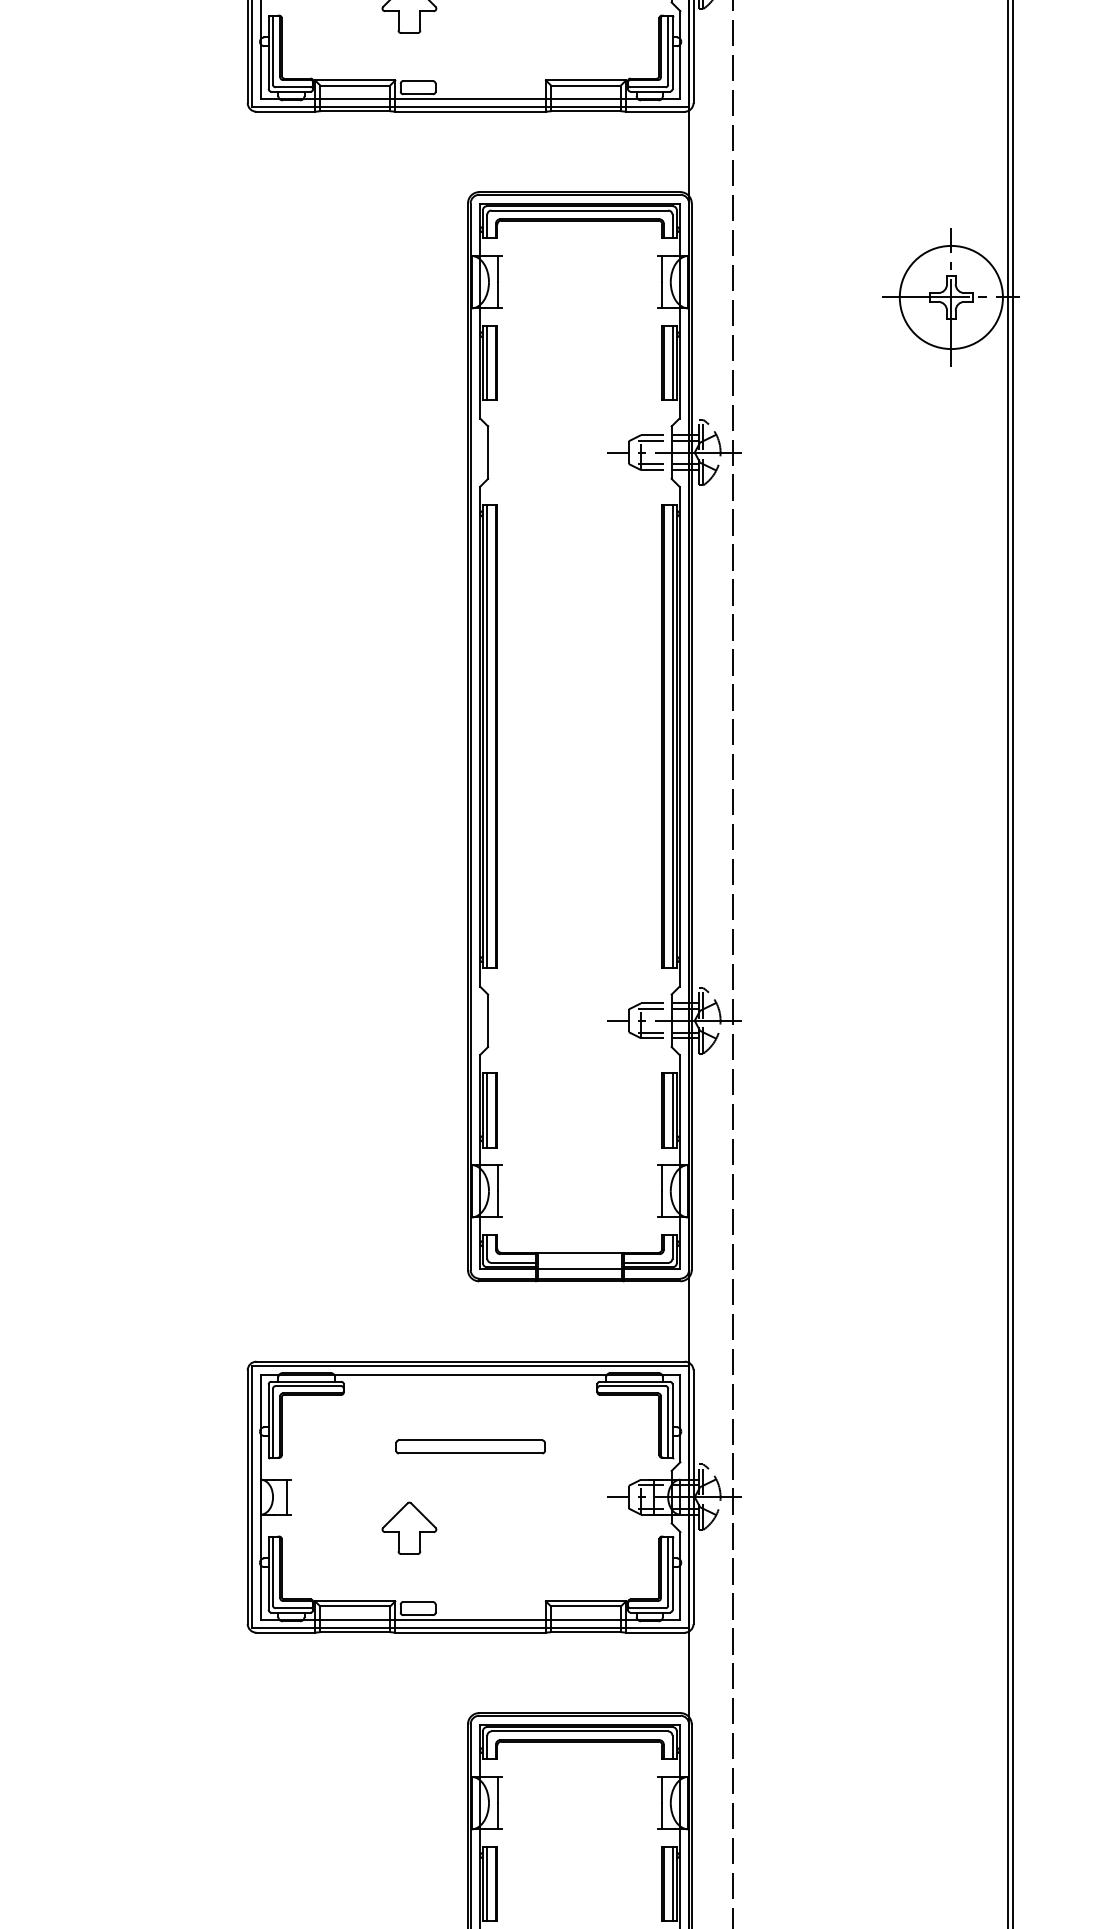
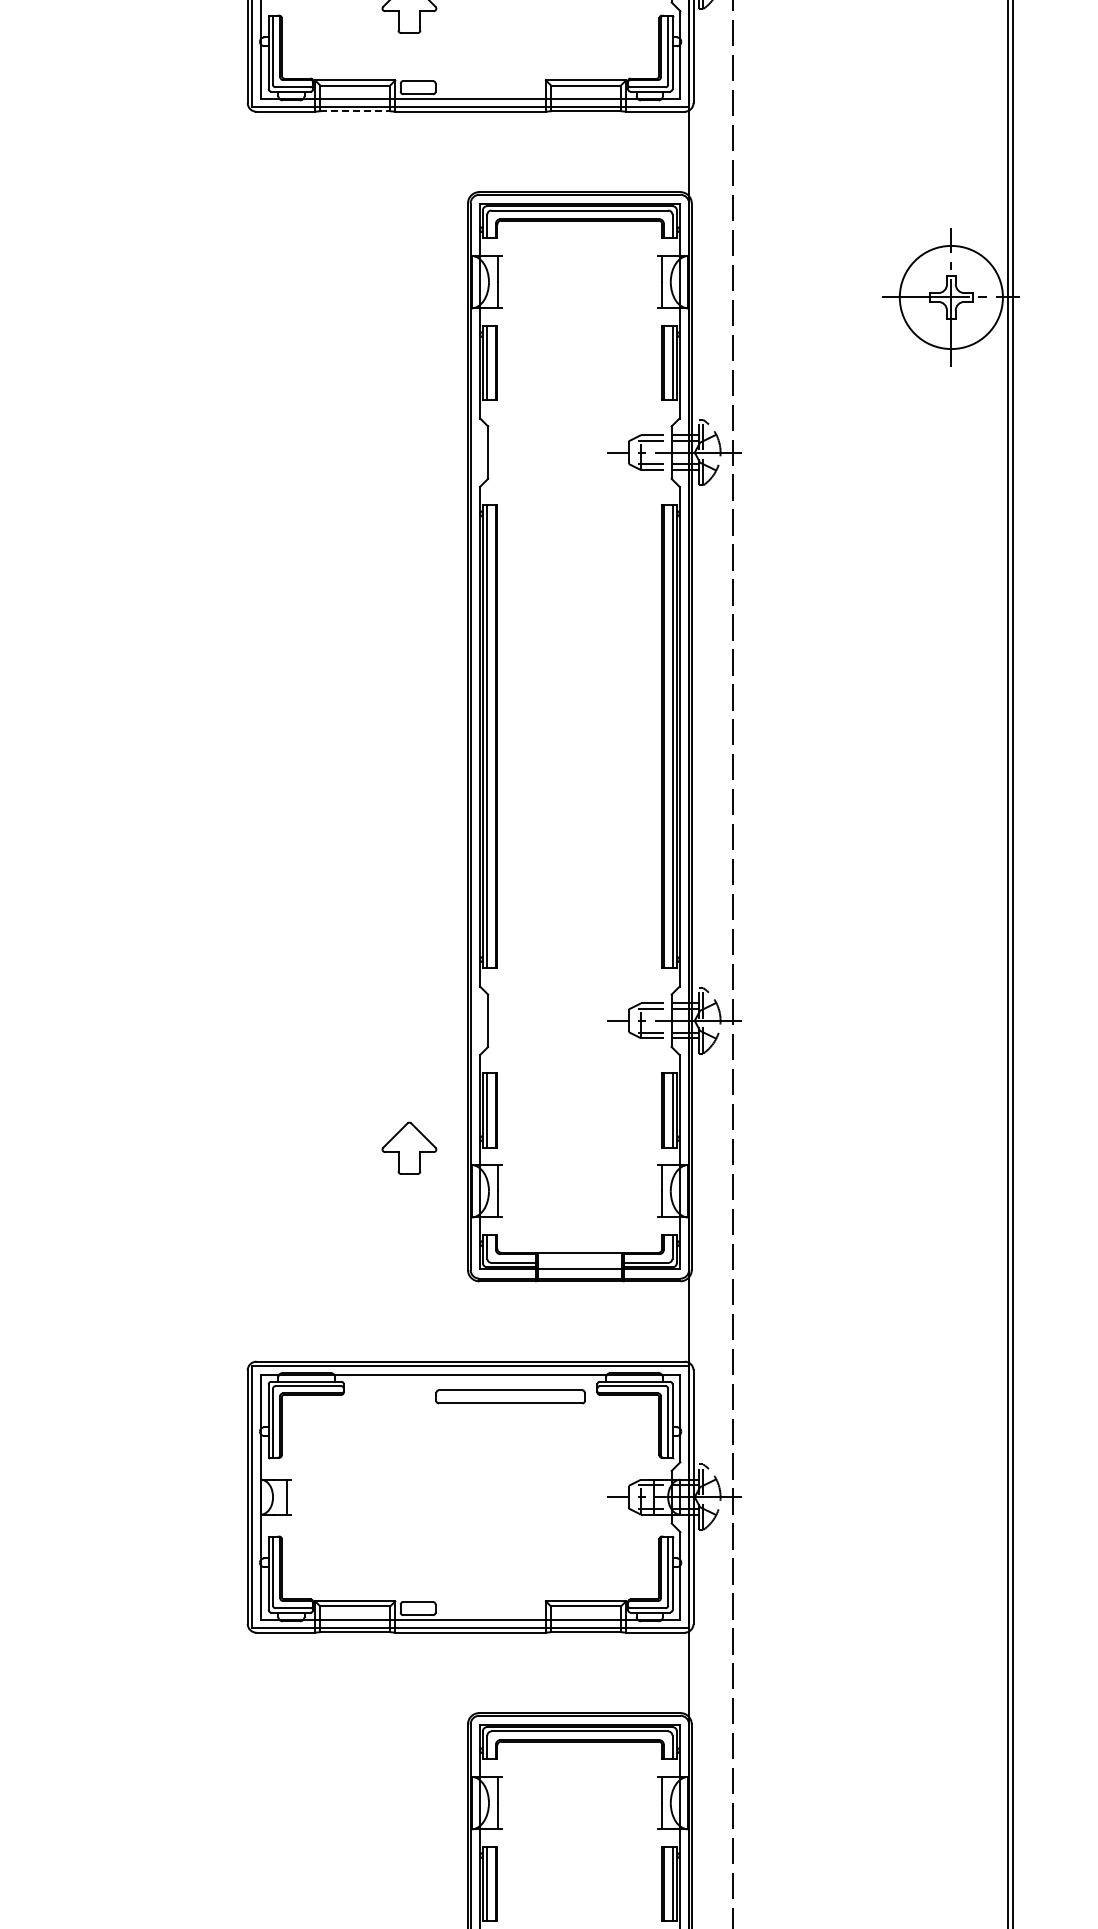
line: solid -> dashed (355, 111)
part position: (470, 1446) -> (510, 1396) (510, 1396)
part position: (409, 1527) -> (409, 1147) (409, 1147)
